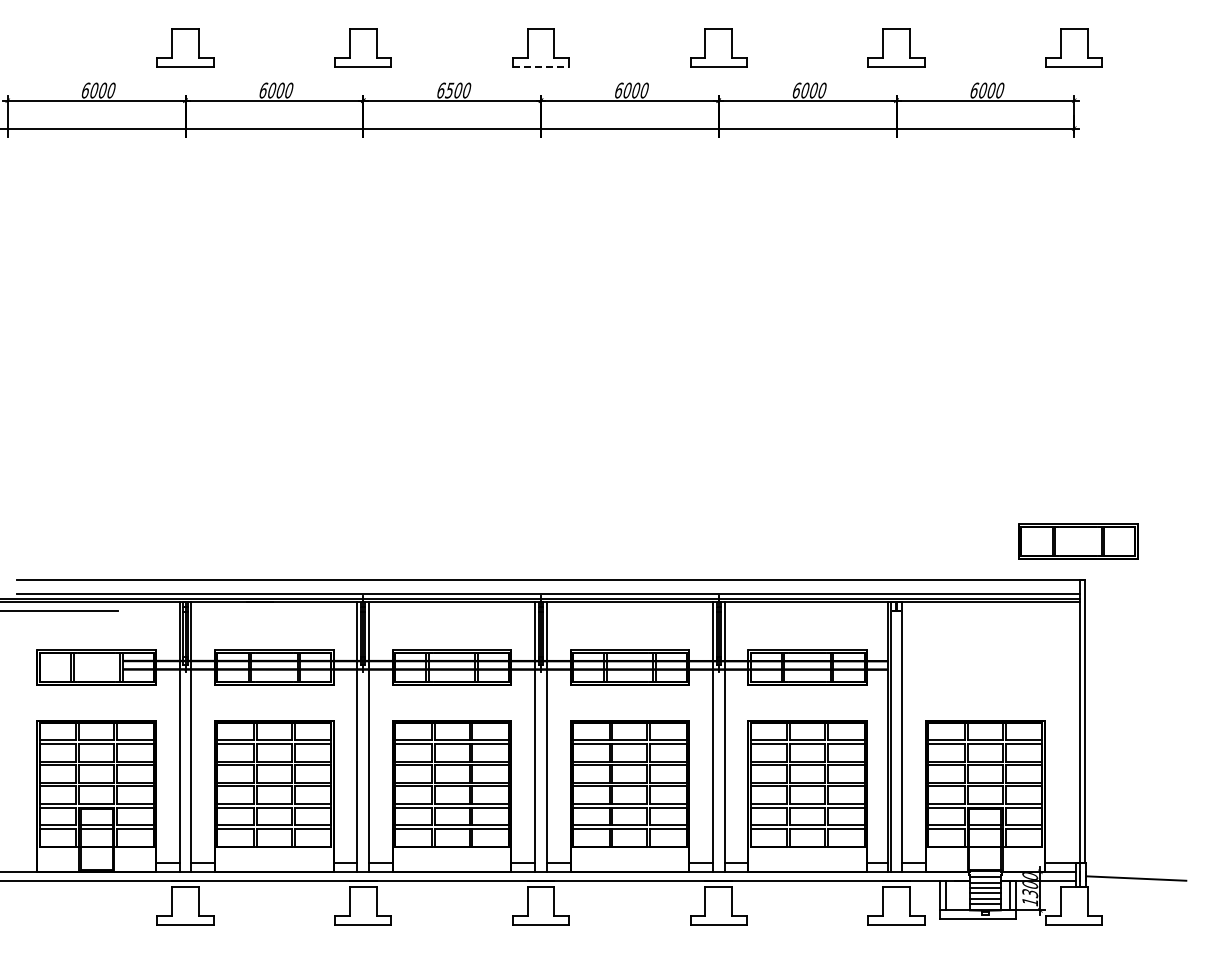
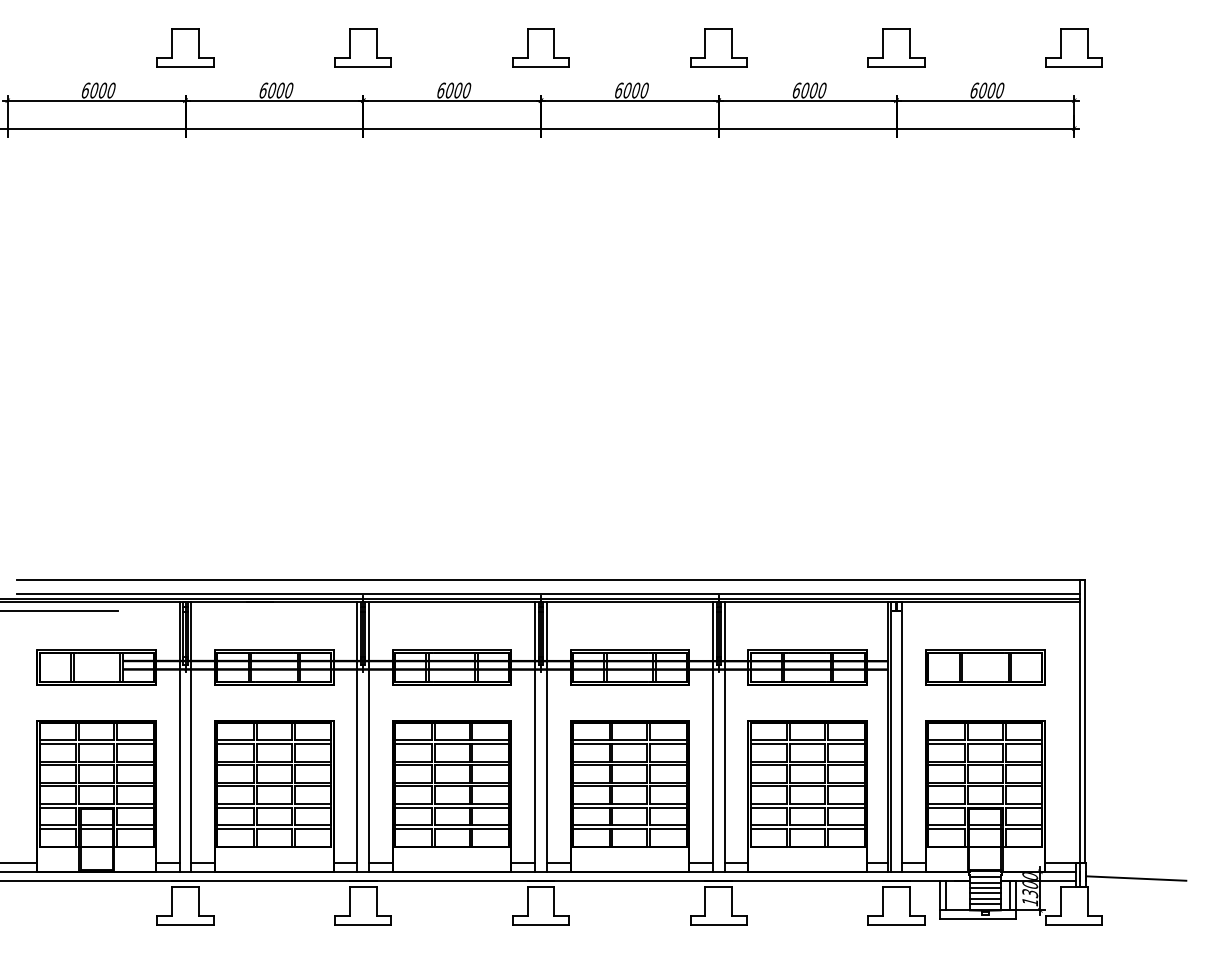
line: dashed -> solid (541, 67)
text: 6500 -> 6000 (449, 90)
part position: (1078, 541) -> (985, 667) (985, 667)
line: none -> present (19, 862)
